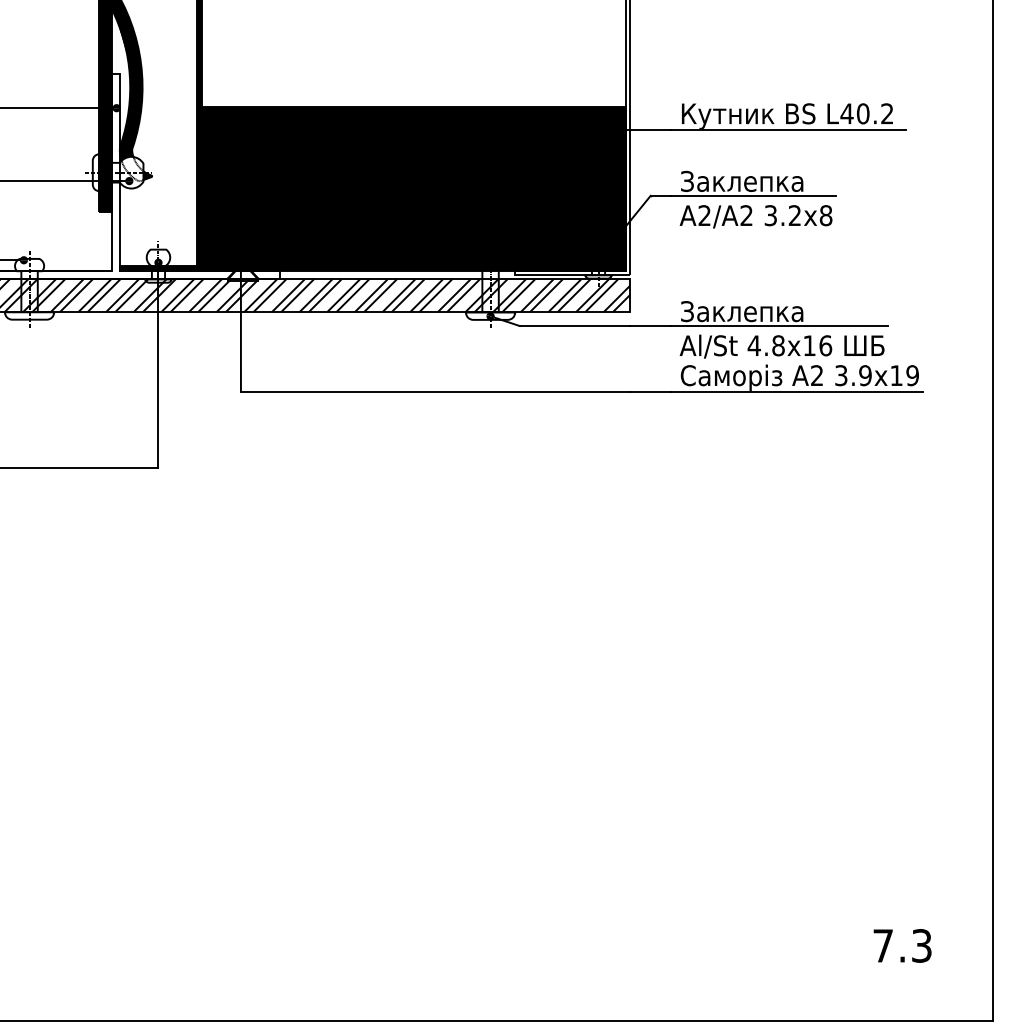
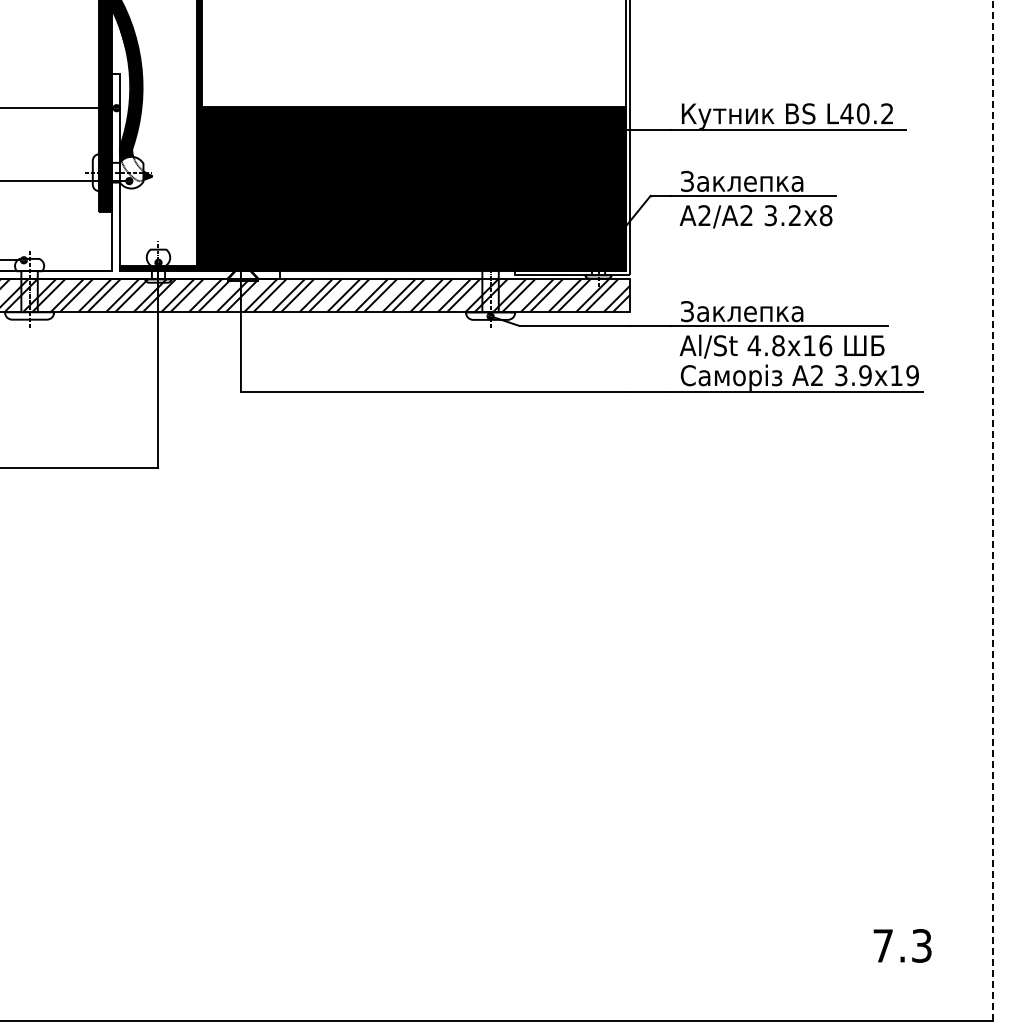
line: solid -> dashed (993, 511)
